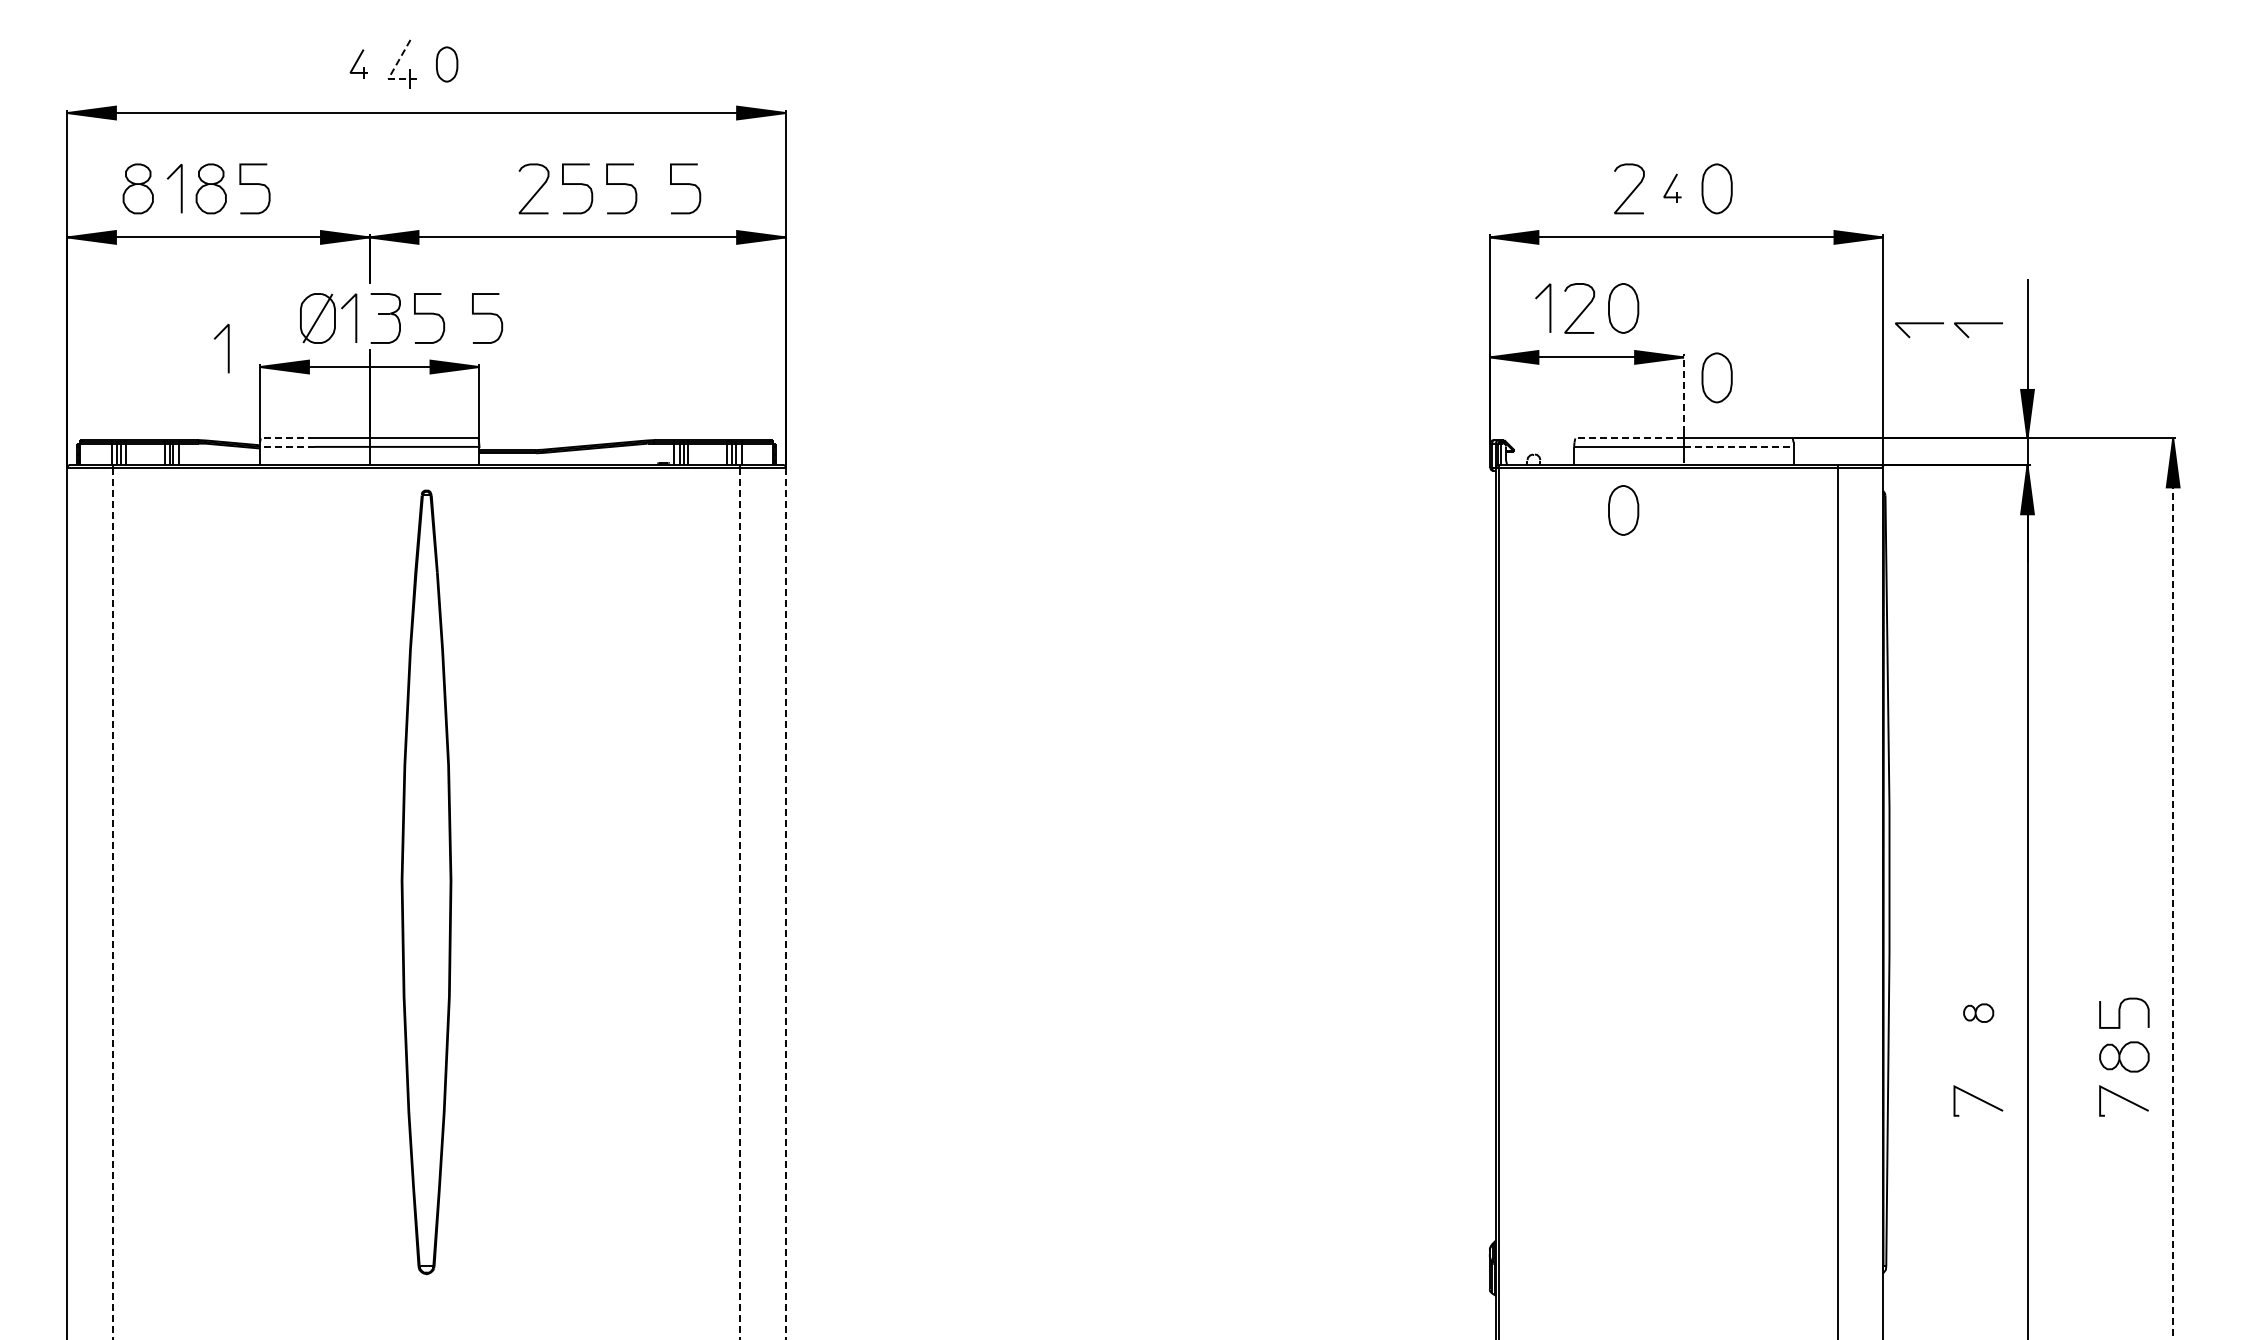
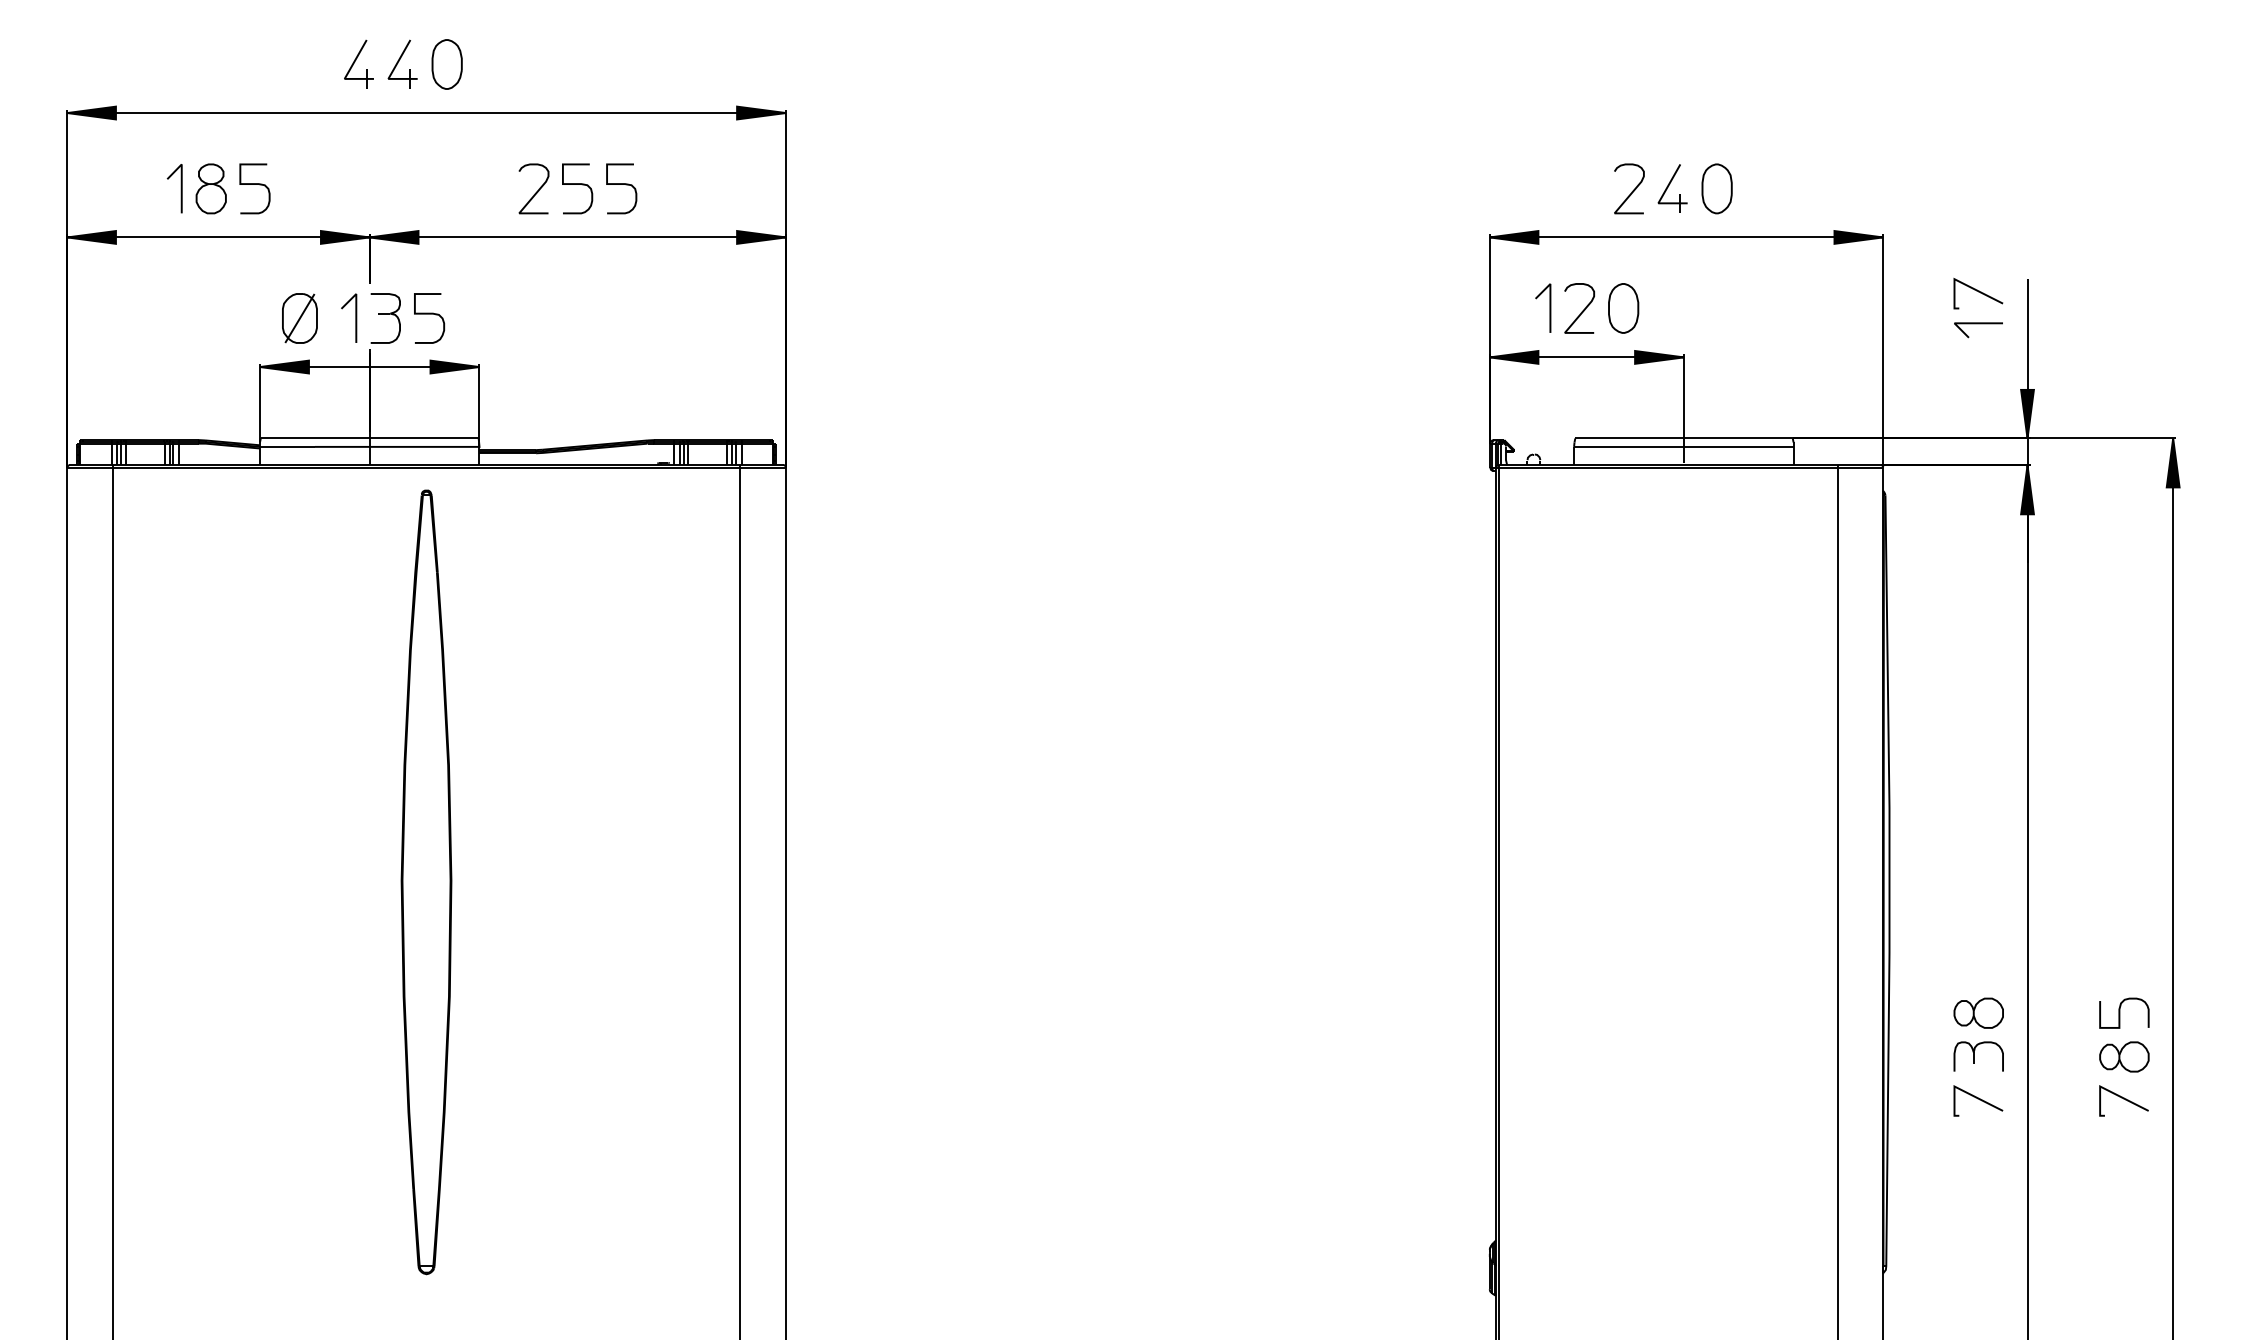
part size: 19x30 px -> 30x50 px (358, 63)
part size: 23x37 px -> 32x51 px (446, 64)
line: dashed -> solid (391, 72)
curve: present -> none (685, 184)
part size: 19x30 px -> 31x49 px (1672, 188)
part: present -> none (137, 188)
line: none -> present (1978, 292)
curve: present -> none (487, 314)
part position: (317, 318) -> (299, 318) (299, 318)
line: present -> none (1919, 324)
line: present -> none (227, 348)
part: present -> none (1716, 377)
line: dashed -> solid (1684, 393)
line: dashed -> solid (287, 438)
line: dashed -> solid (1629, 438)
line: dashed -> solid (286, 446)
line: dashed -> solid (1738, 446)
part: present -> none (1623, 510)
line: dashed -> solid (2173, 889)
line: dashed -> solid (112, 903)
line: dashed -> solid (740, 903)
line: dashed -> solid (786, 903)
part size: 32x20 px -> 51x32 px (1978, 1012)
part: none -> present (1978, 1056)
